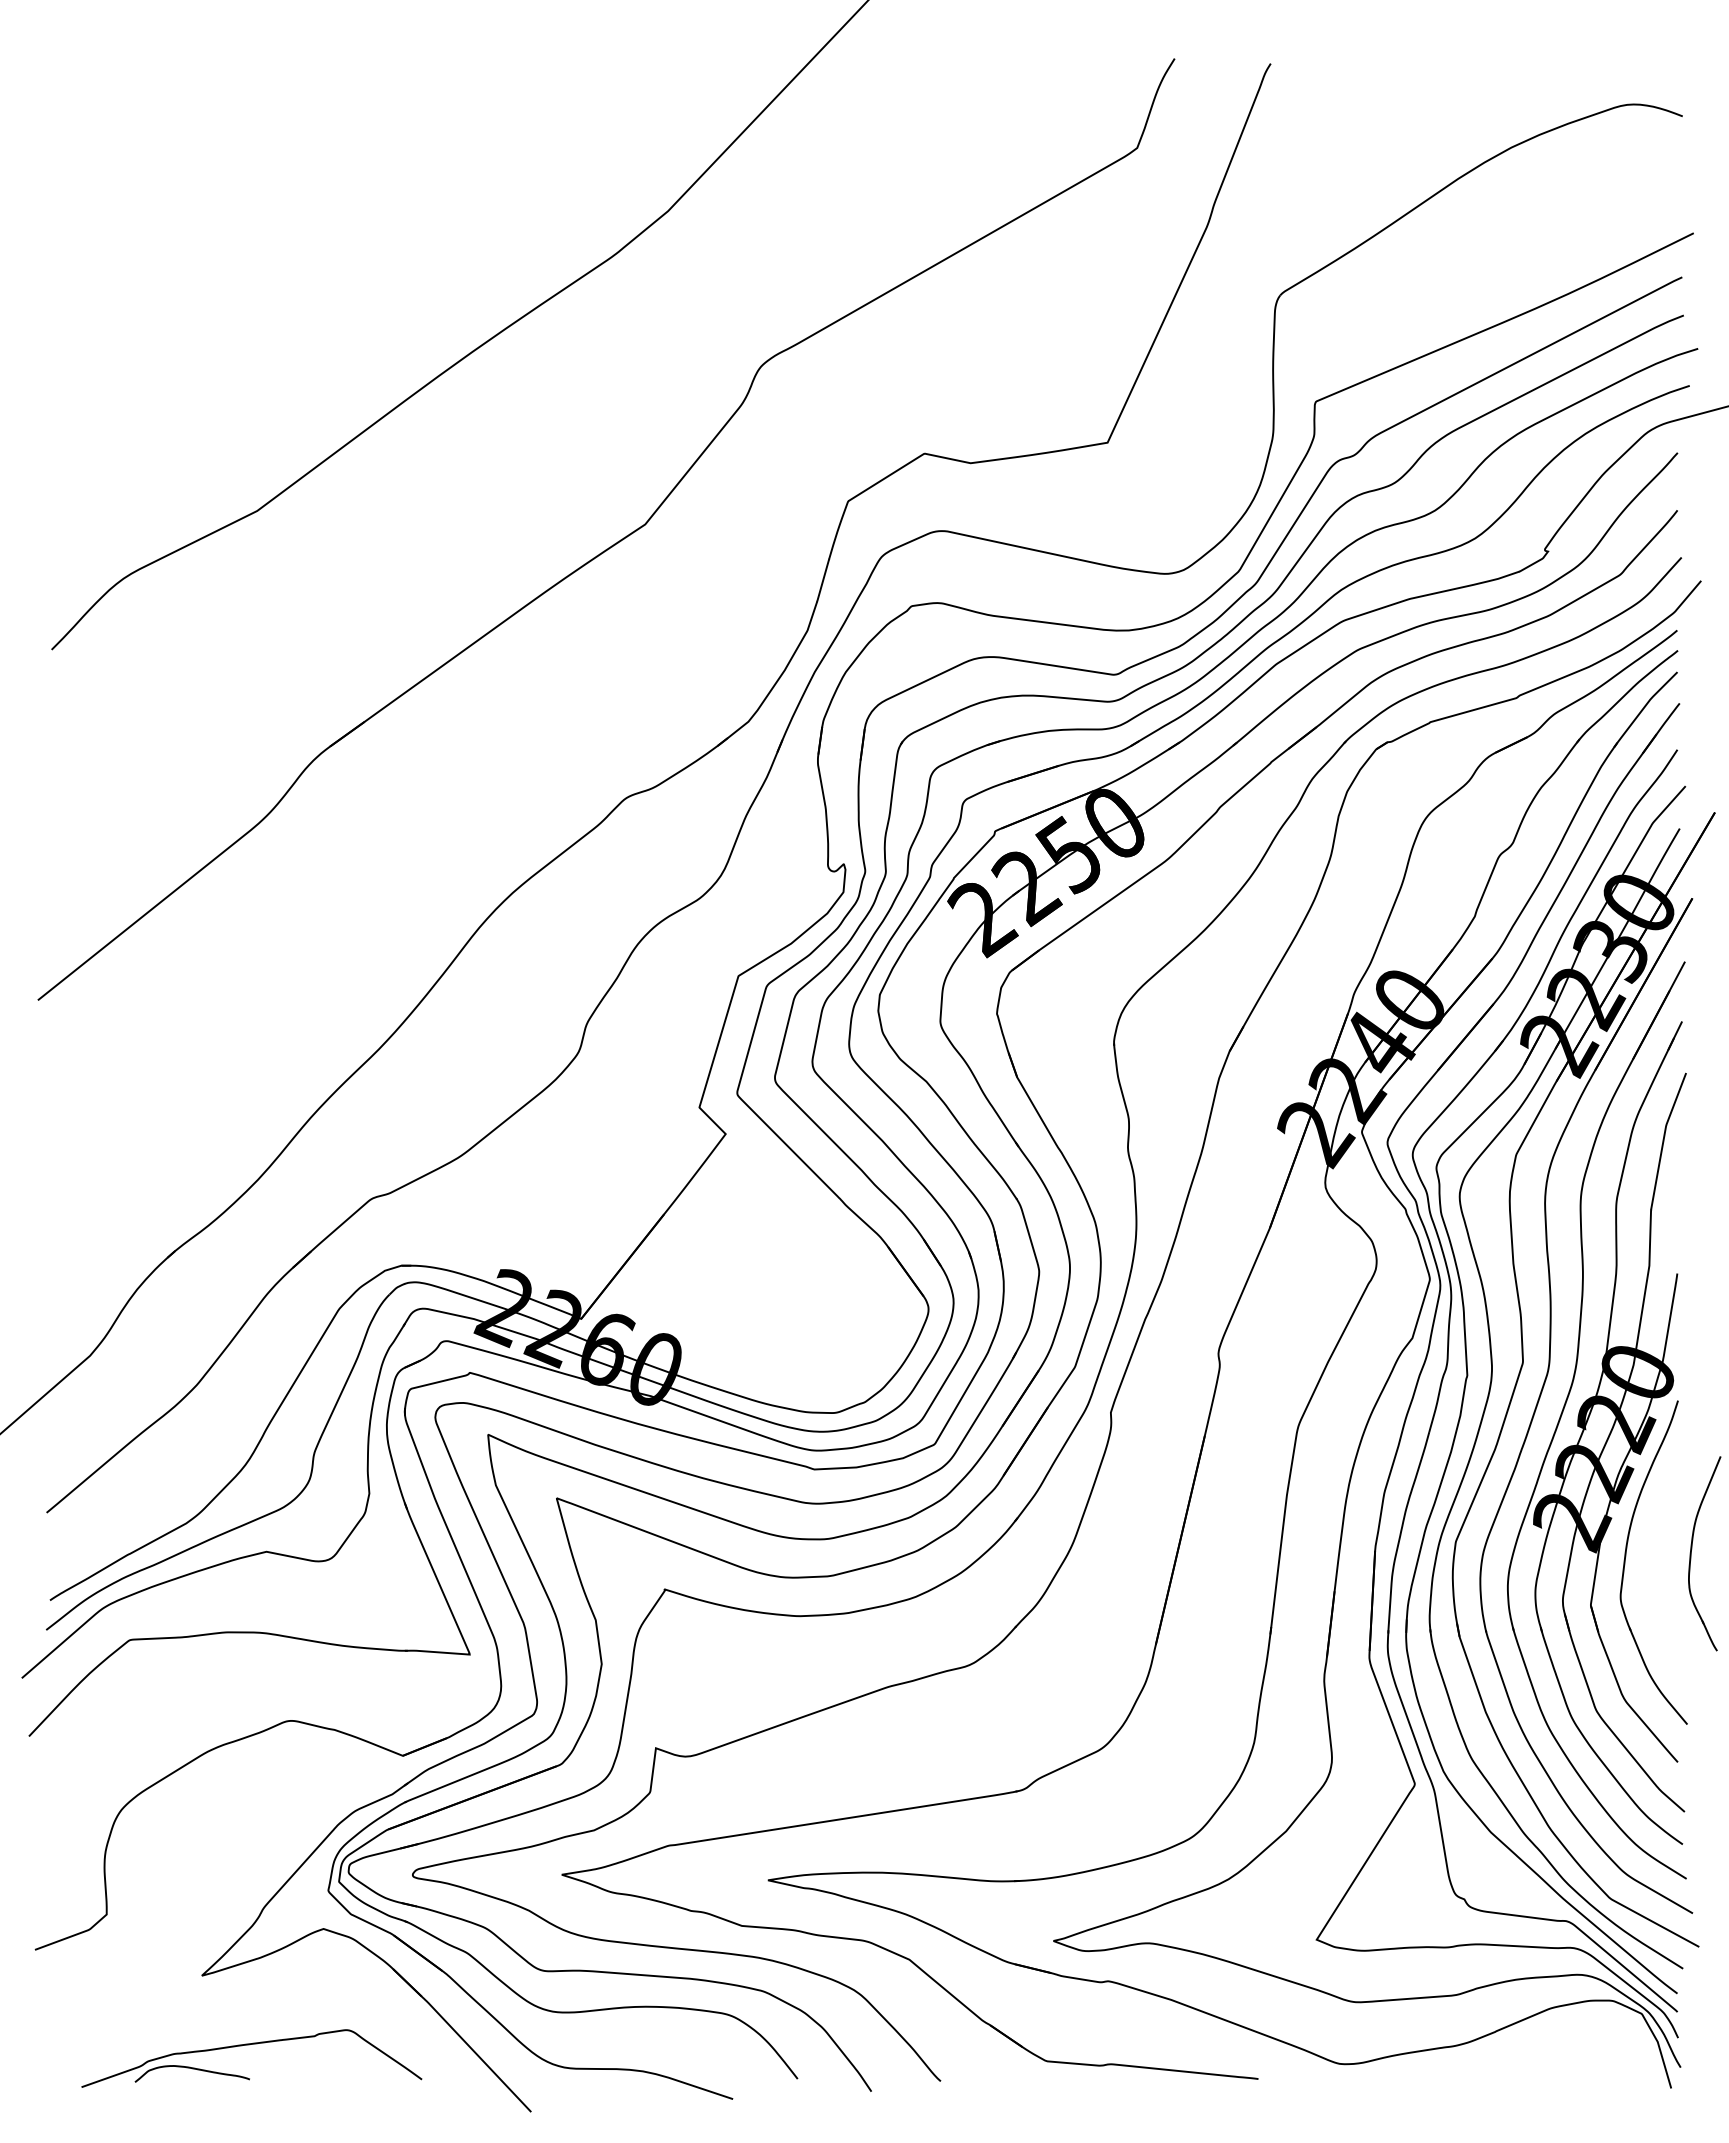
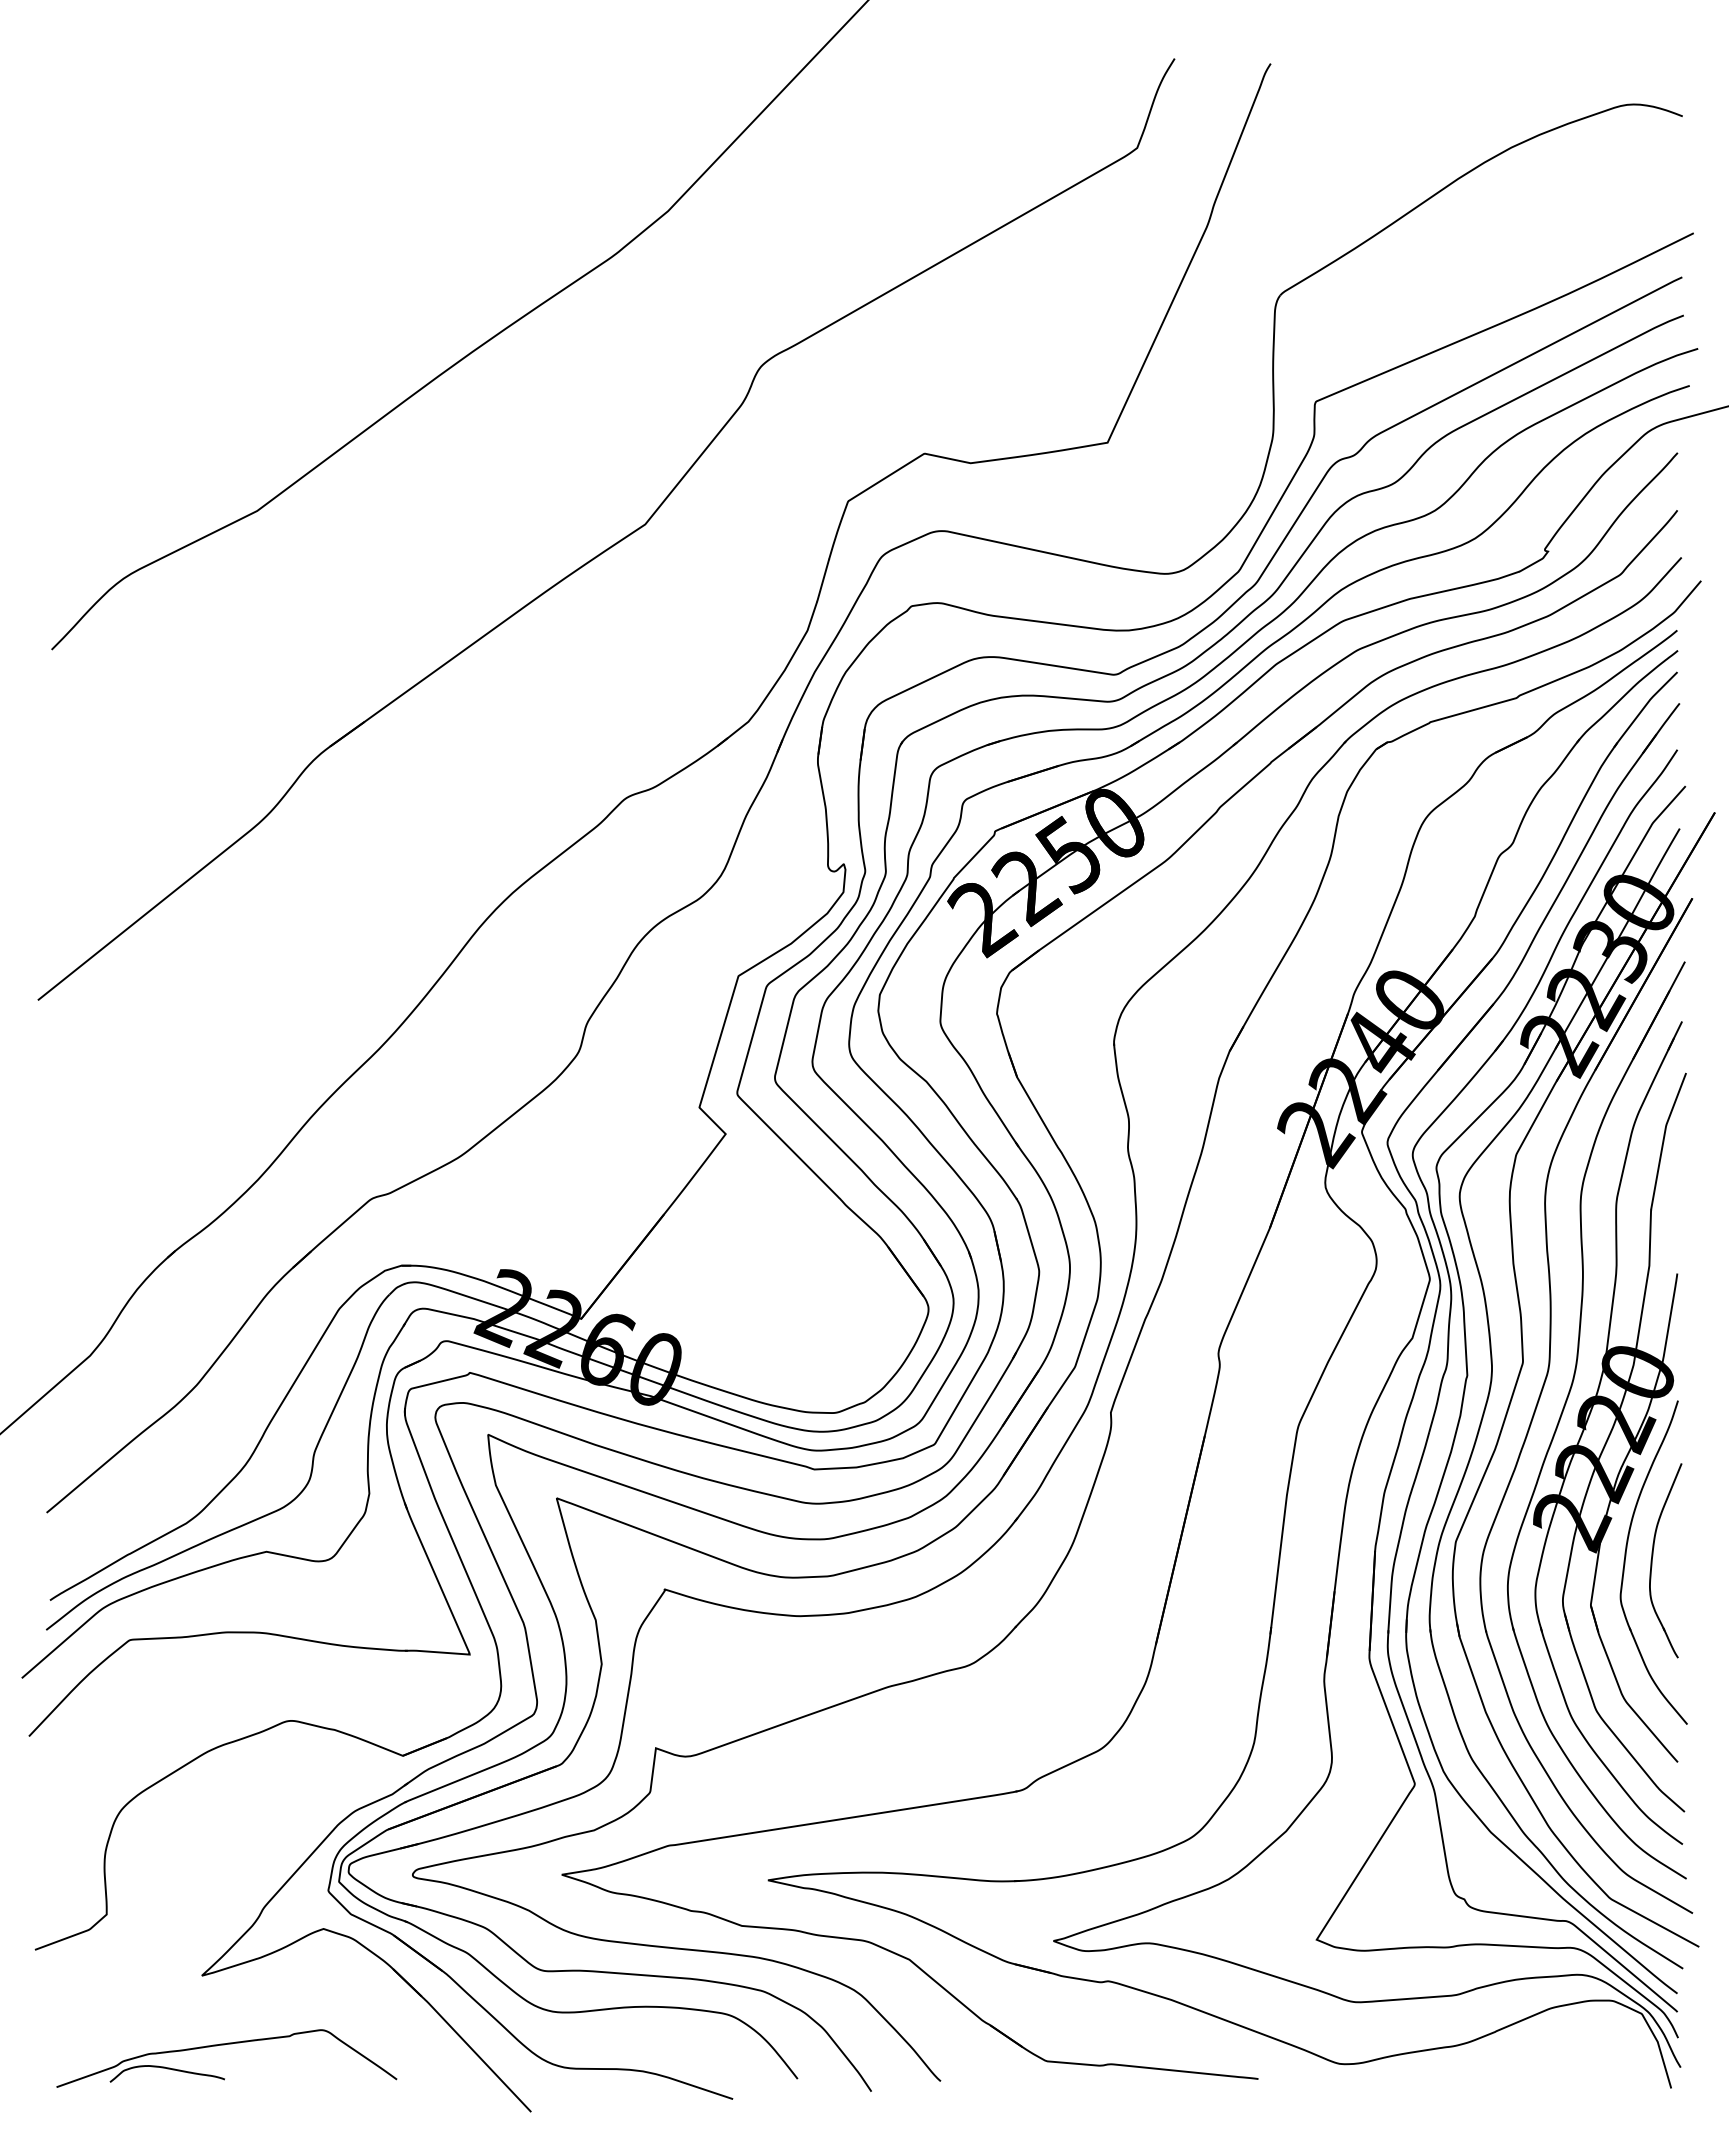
part position: (1692, 1549) -> (1653, 1556) (1653, 1556)
part position: (249, 2045) -> (224, 2045) (224, 2045)
